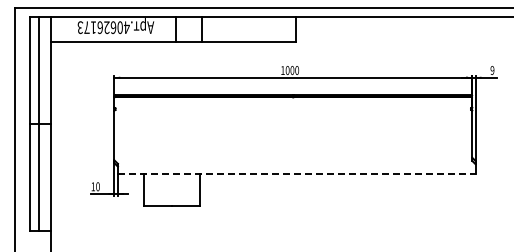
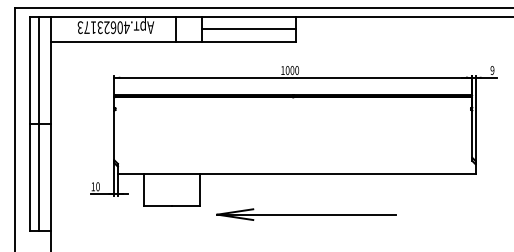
text: .40626173 -> .40623173 (99, 27)
line: none -> present (248, 29)
line: dashed -> solid (296, 174)
part: none -> present (306, 214)
